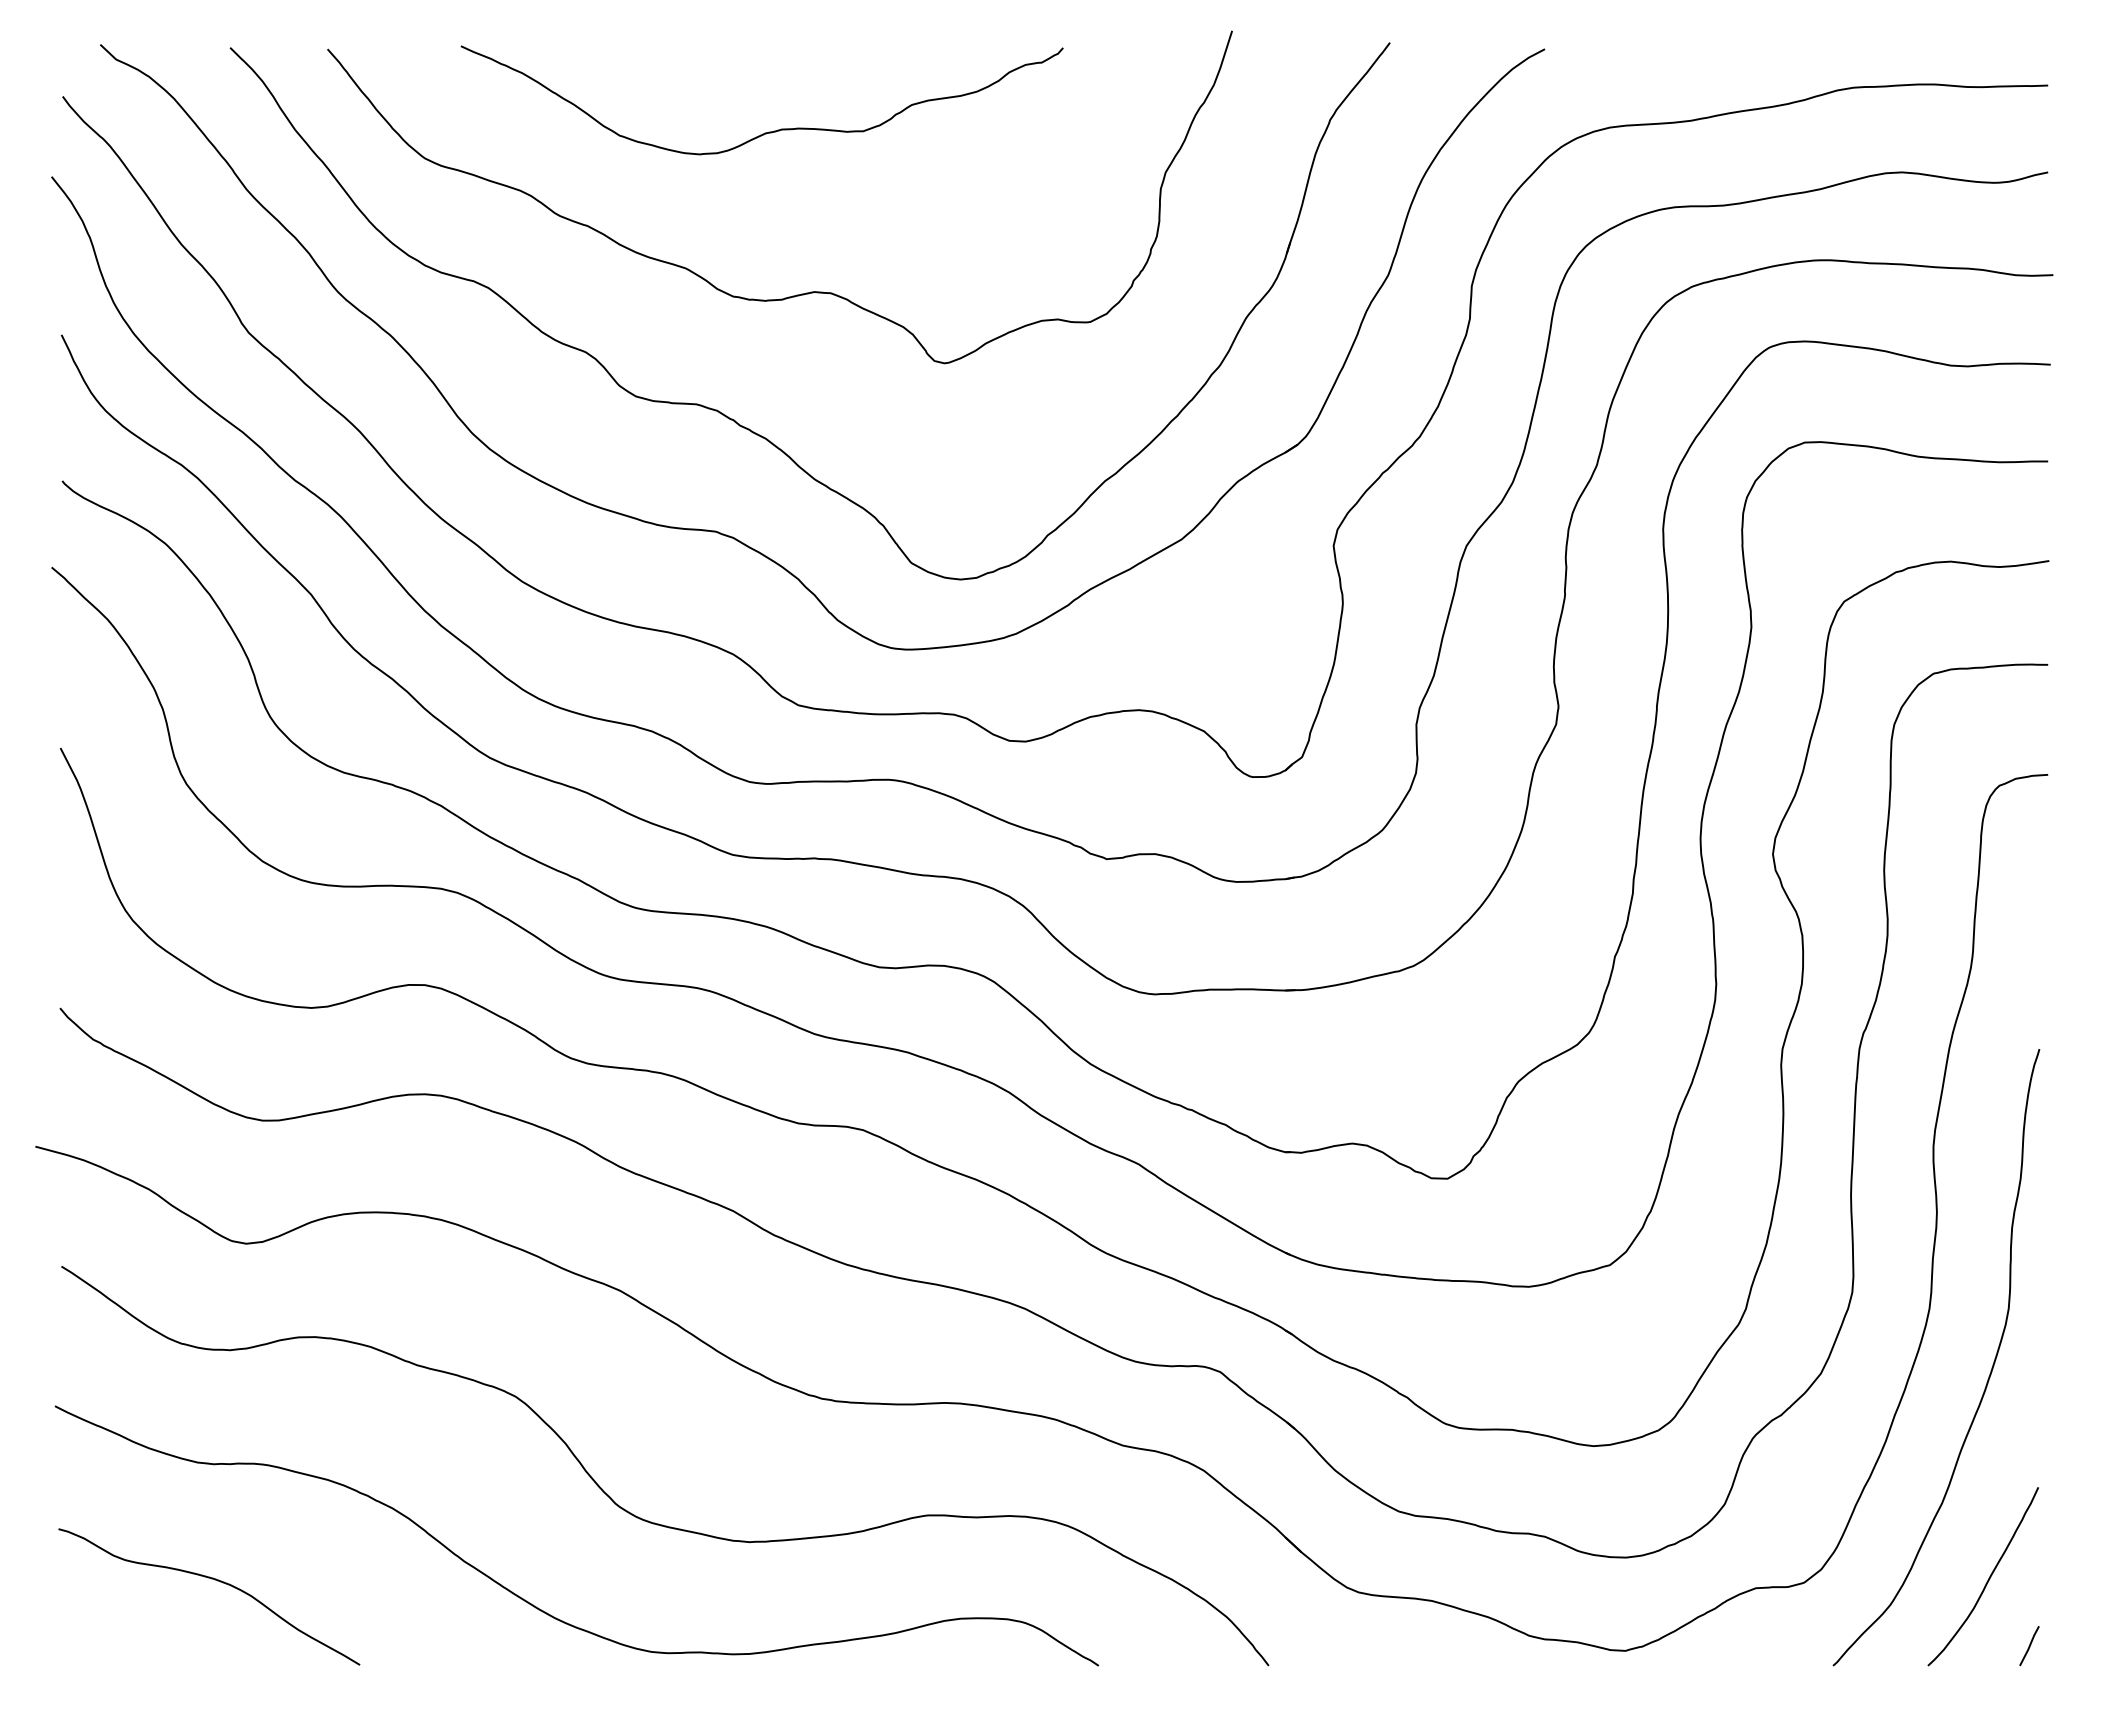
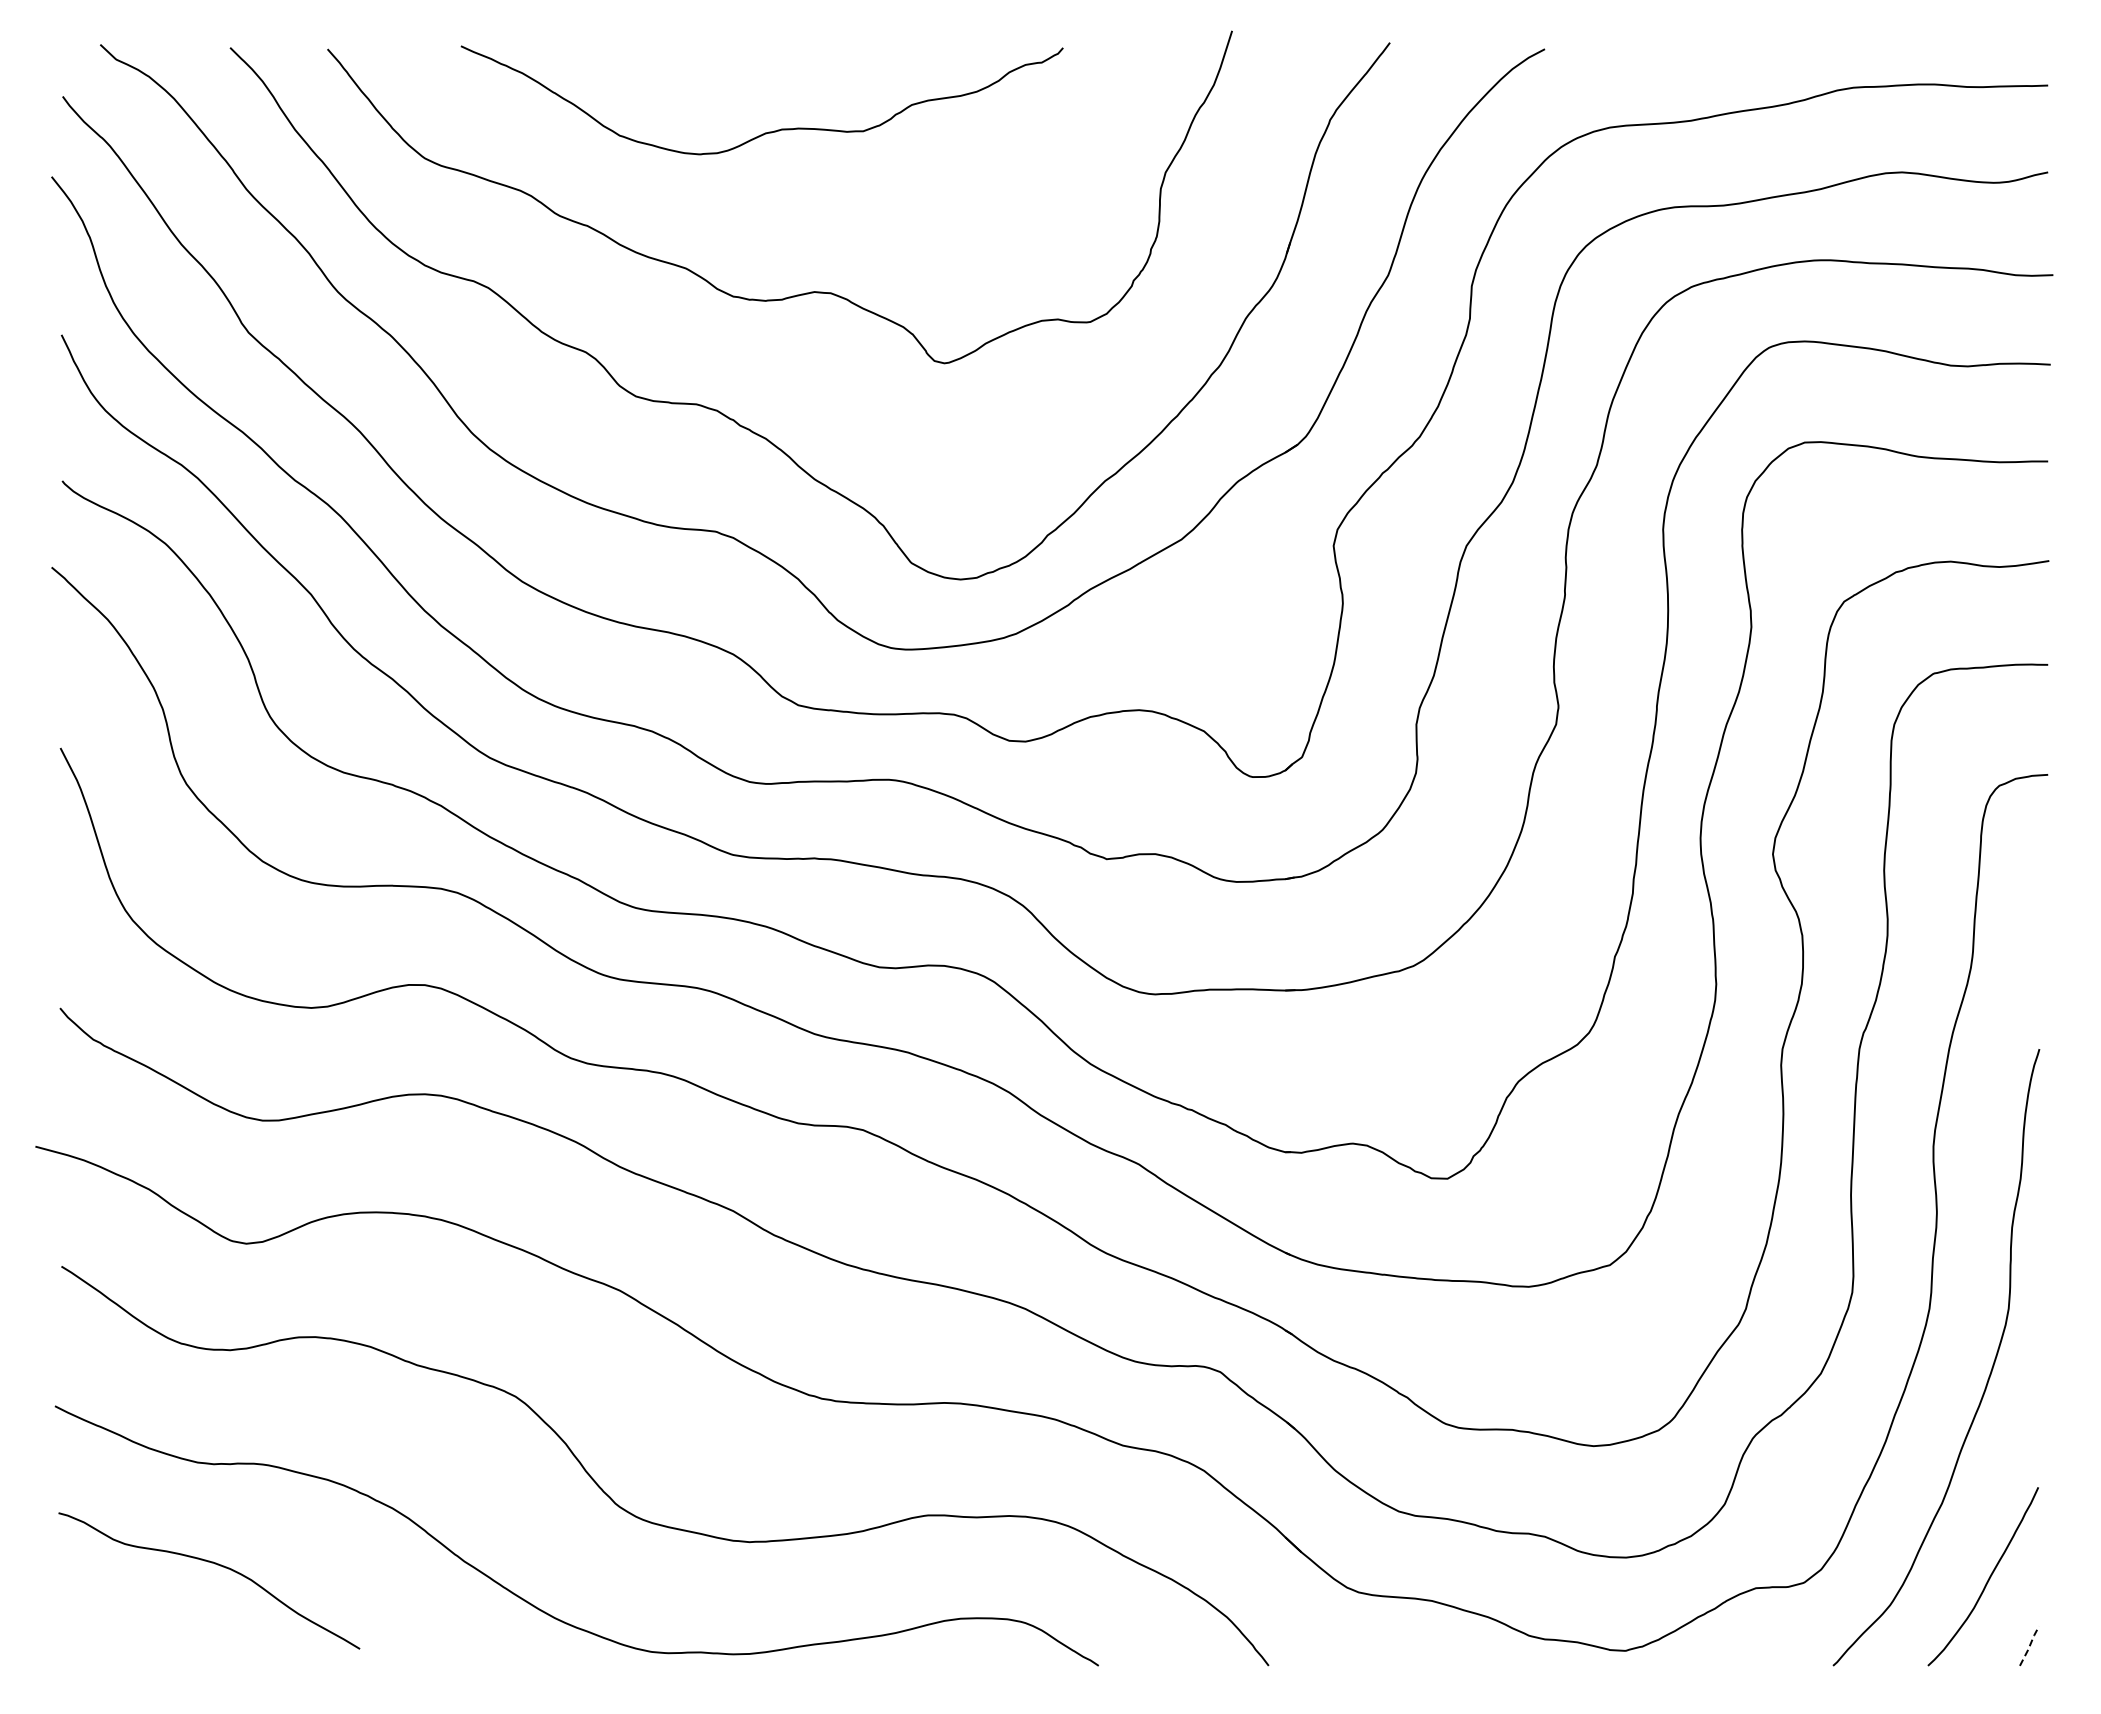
curve position: (217, 1581) -> (217, 1565) (217, 1565)
line: solid -> dashed (2029, 1646)
